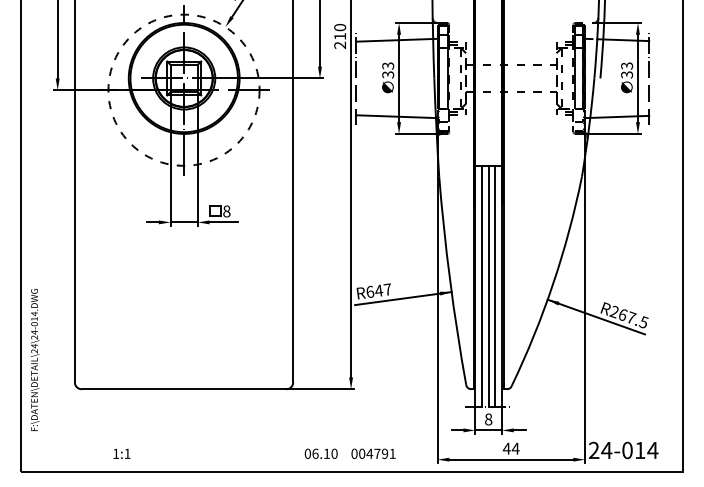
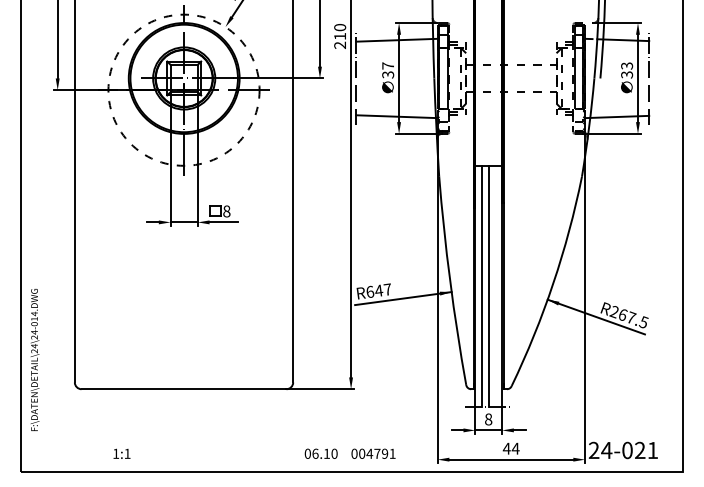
text: 33 -> 37 (388, 65)
line: present -> none (495, 285)
text: 24-014 -> 24-021 (646, 449)
